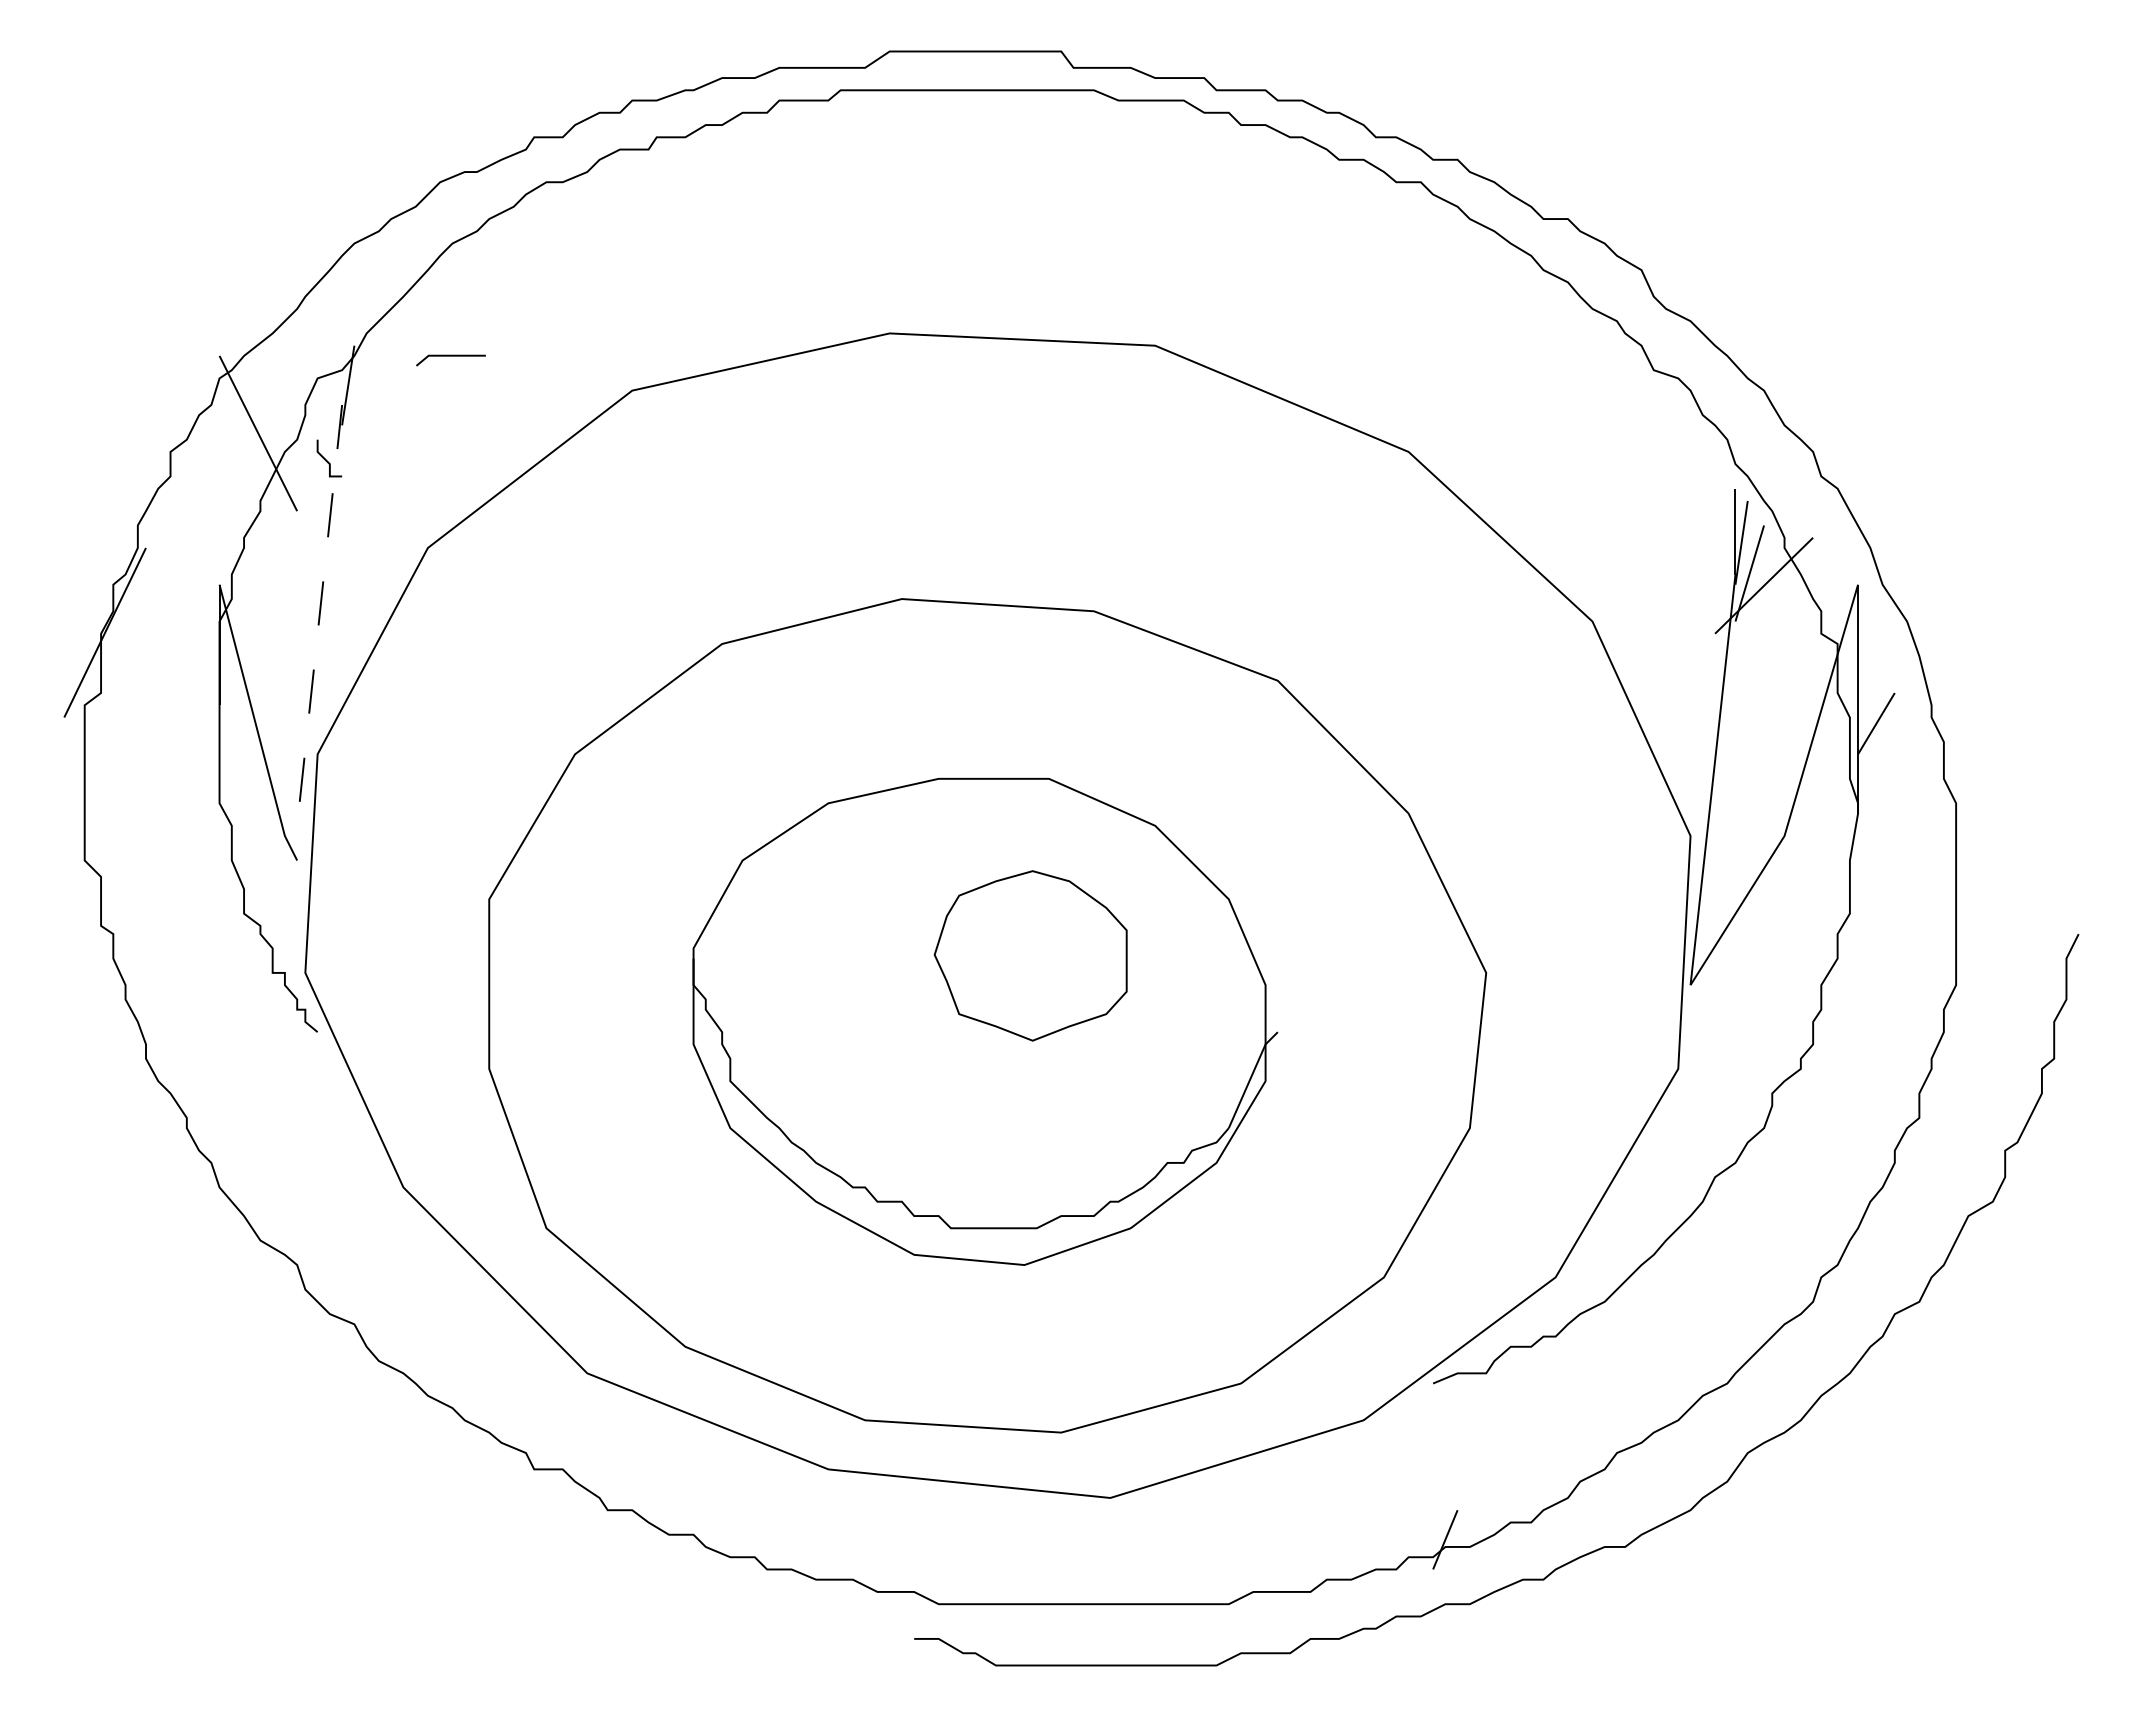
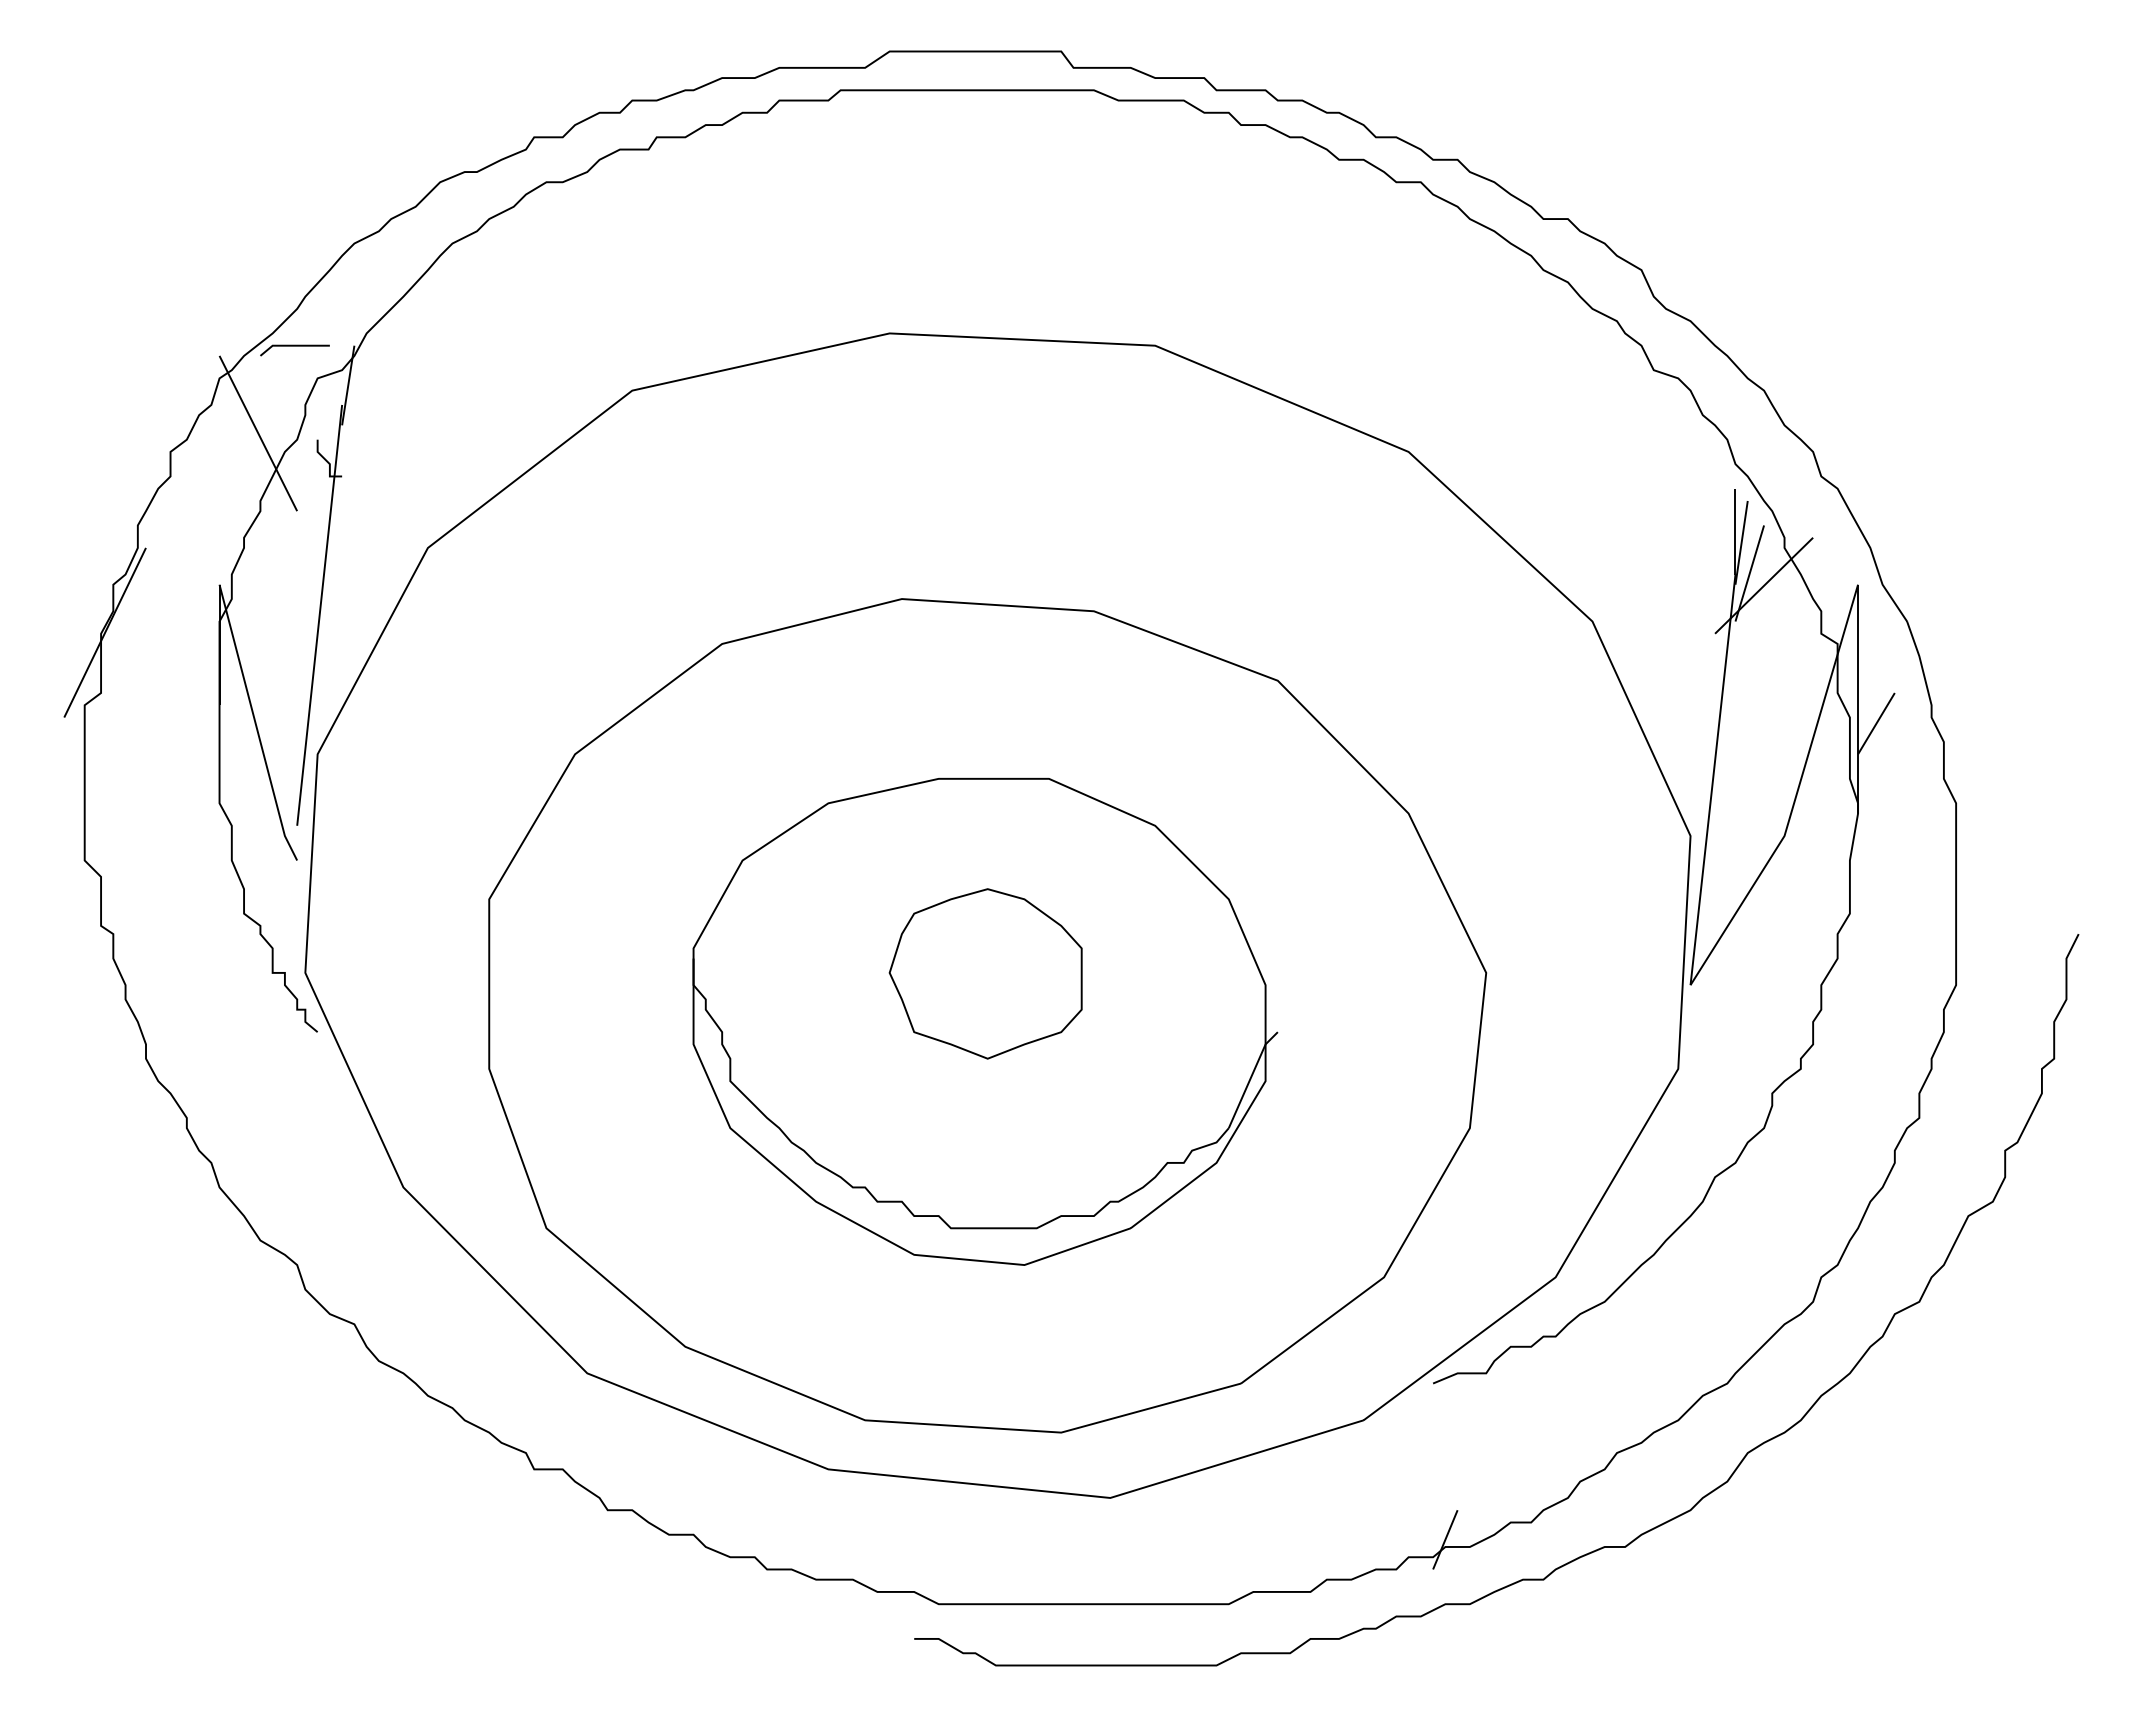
curve position: (450, 356) -> (294, 346) (294, 346)
line: dashed -> solid (319, 615)
part position: (1030, 955) -> (985, 973) (985, 973)
